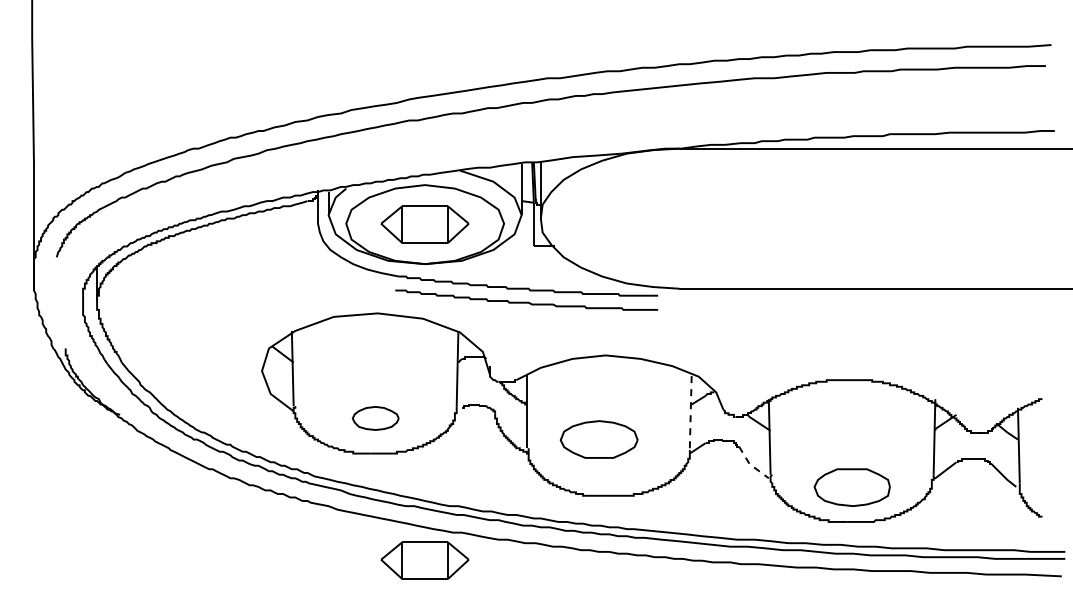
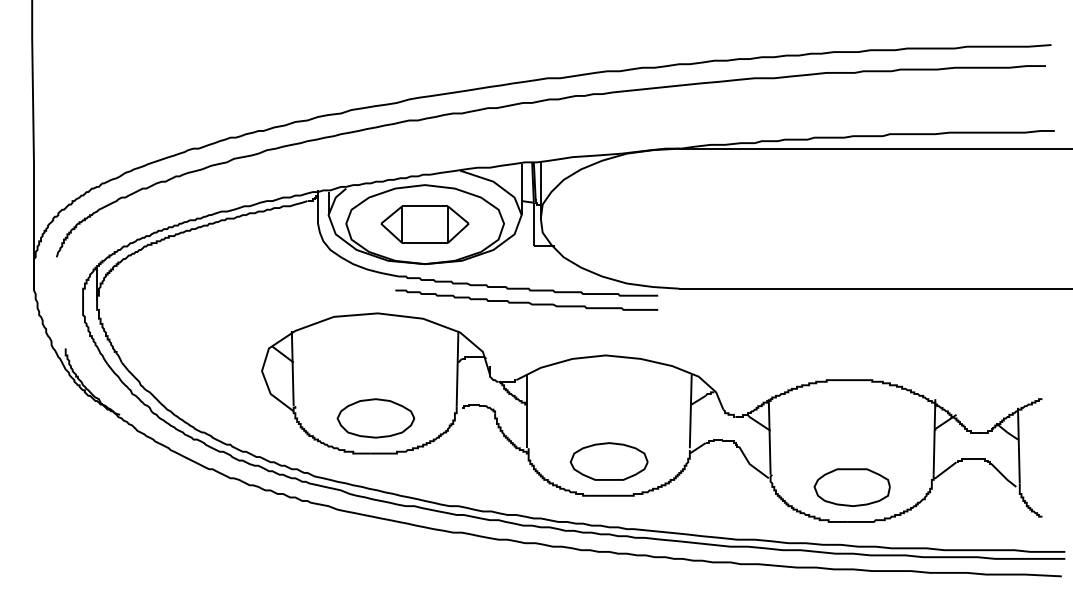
line: dashed -> solid (690, 411)
part size: 49x25 px -> 79x41 px (375, 418)
part position: (598, 439) -> (608, 461) (608, 461)
line: dashed -> solid (750, 464)
part: present -> none (424, 560)
